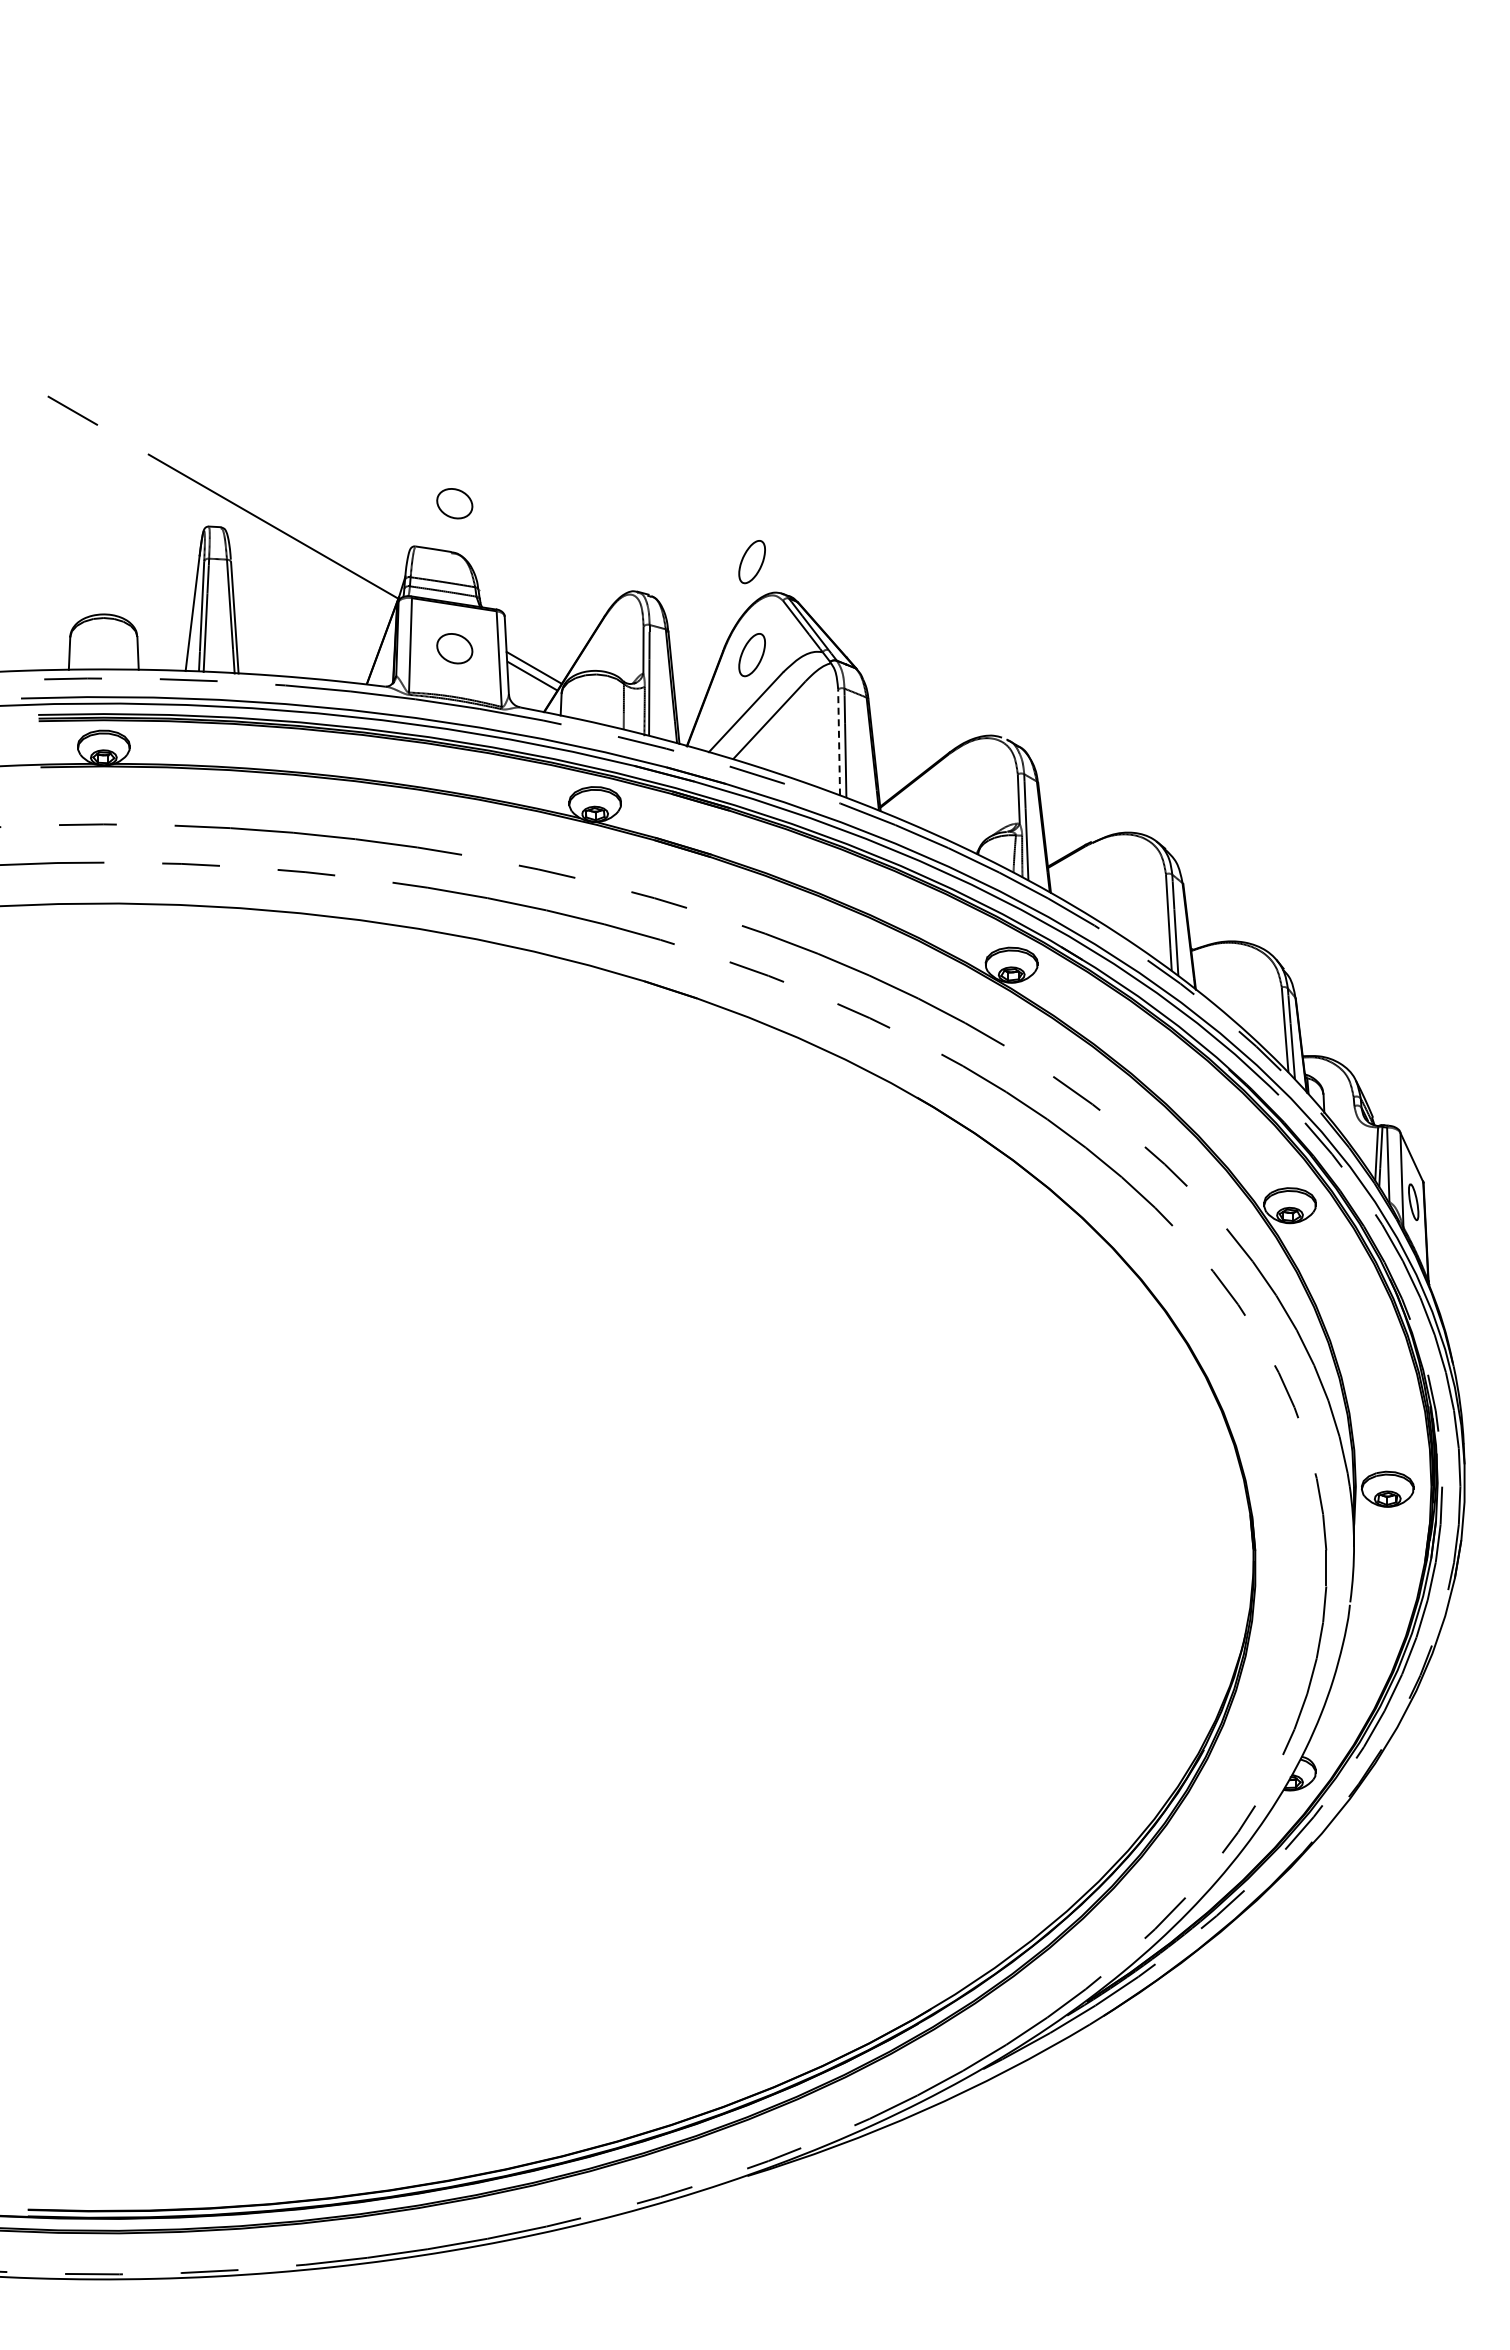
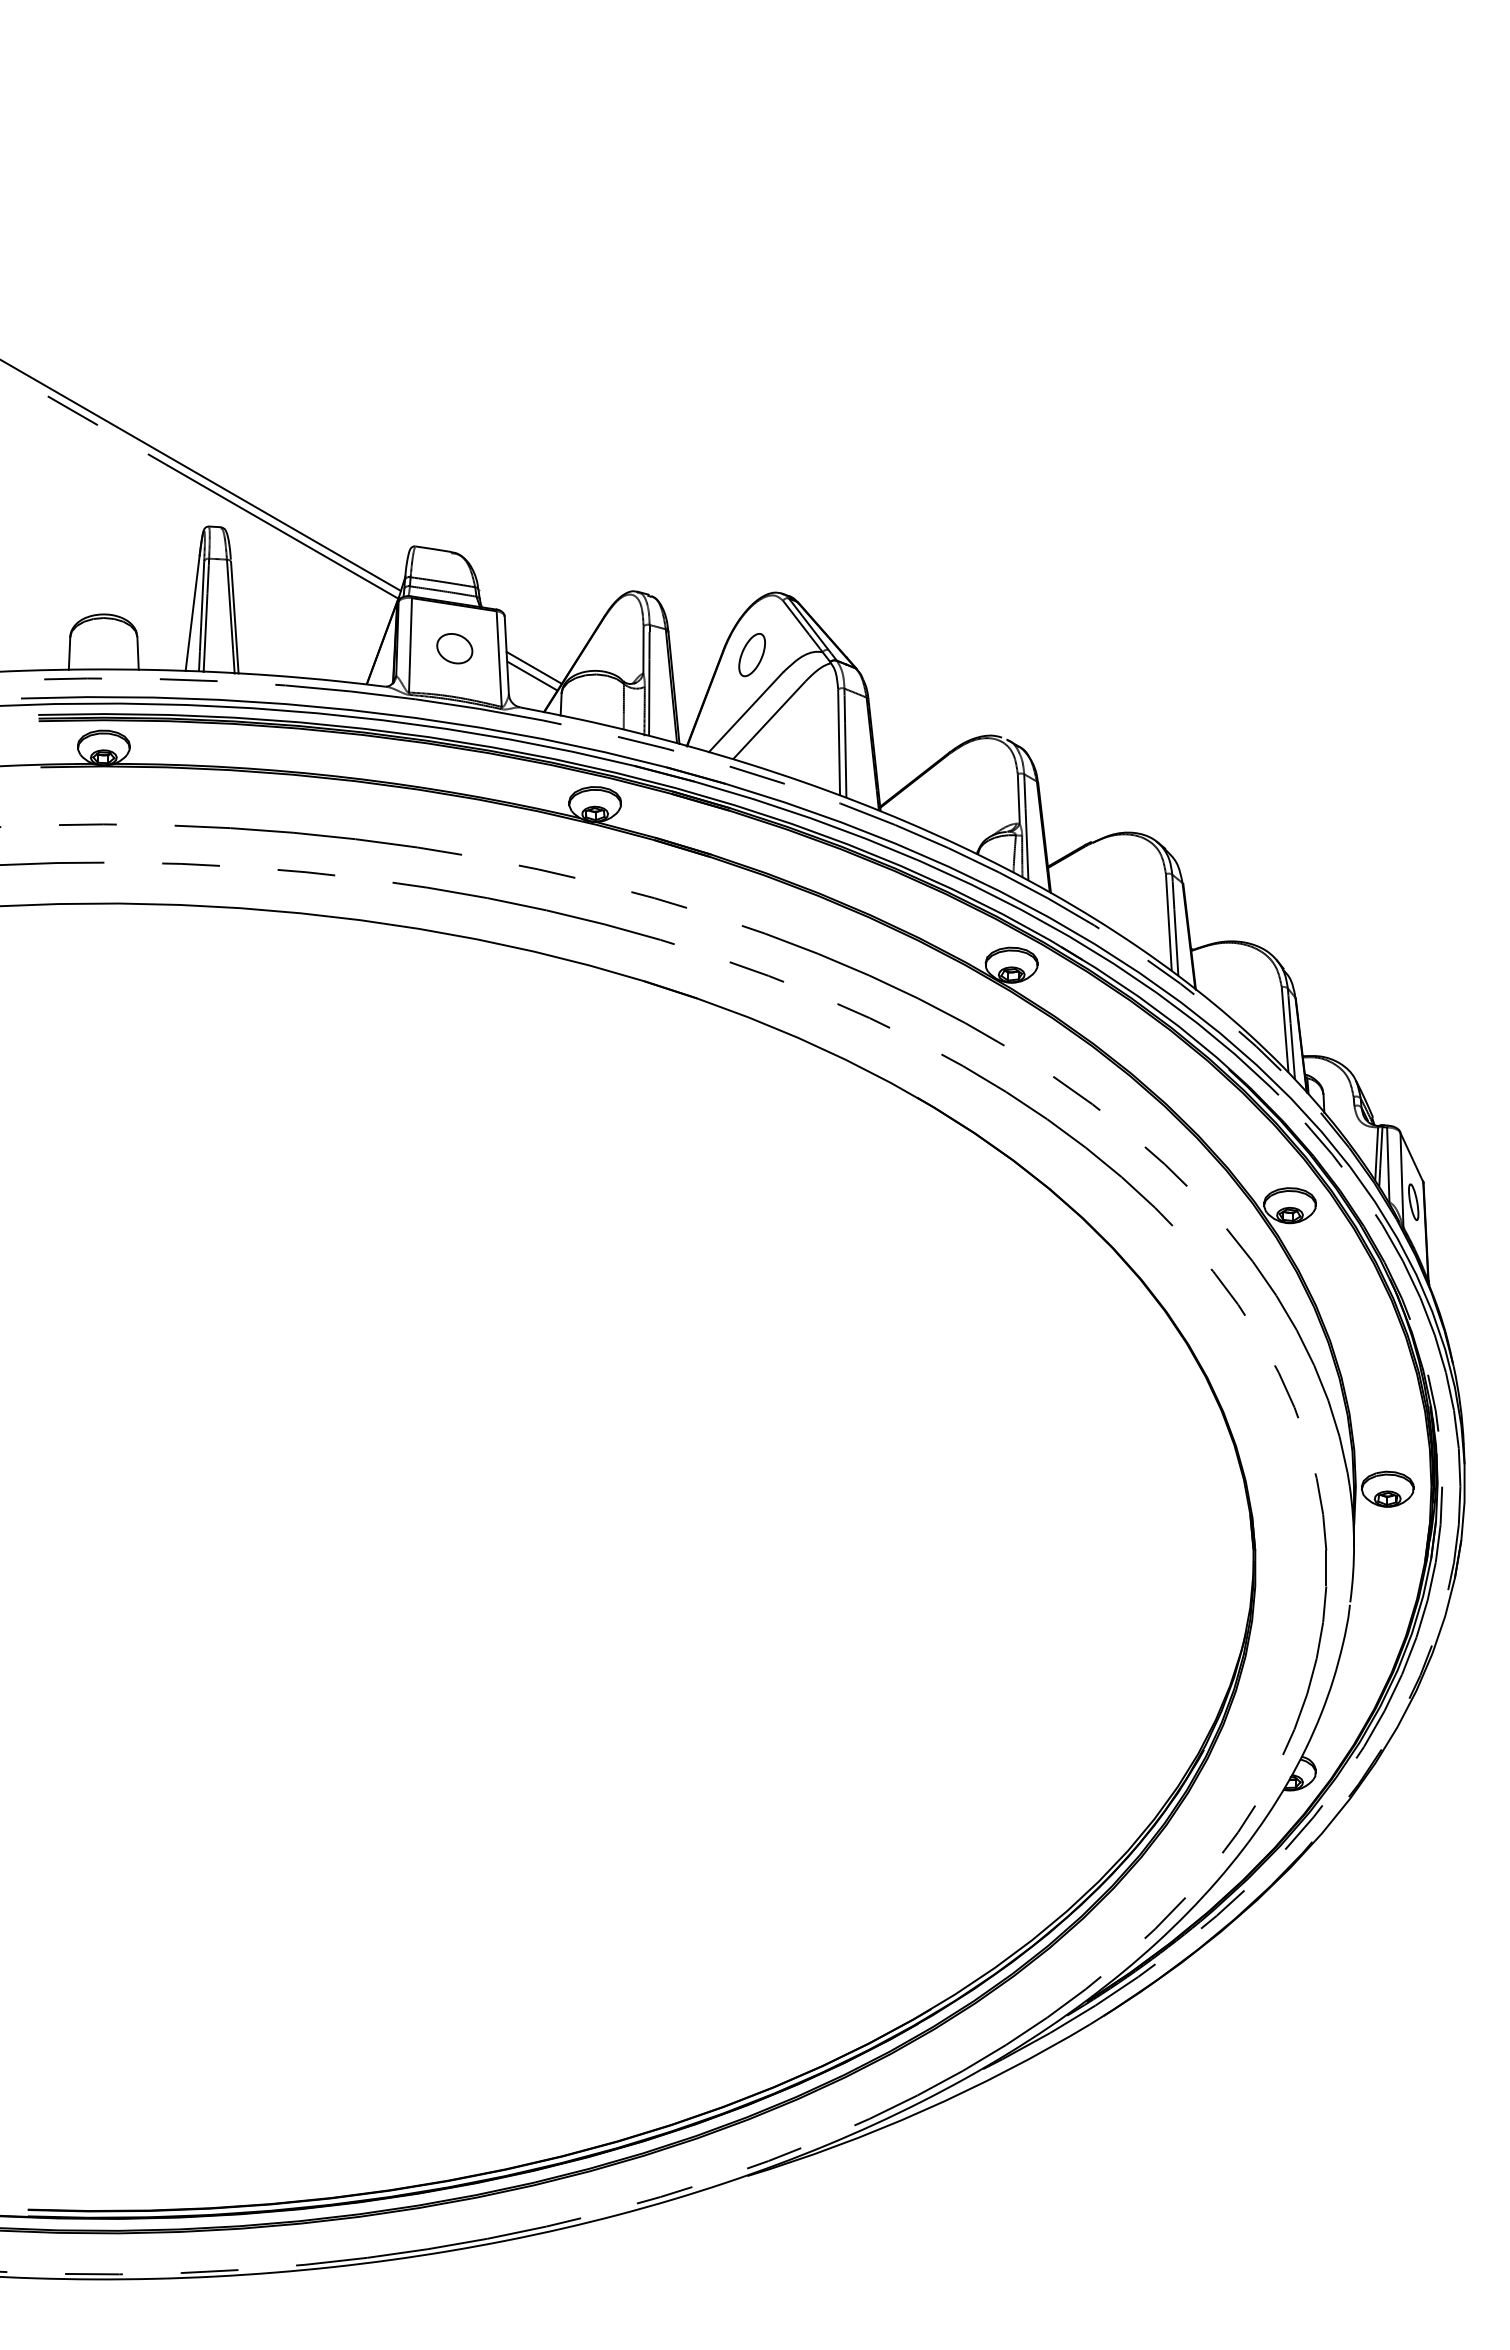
line: none -> present (201, 475)
part: present -> none (454, 503)
part: present -> none (751, 562)
line: dashed -> solid (839, 742)
